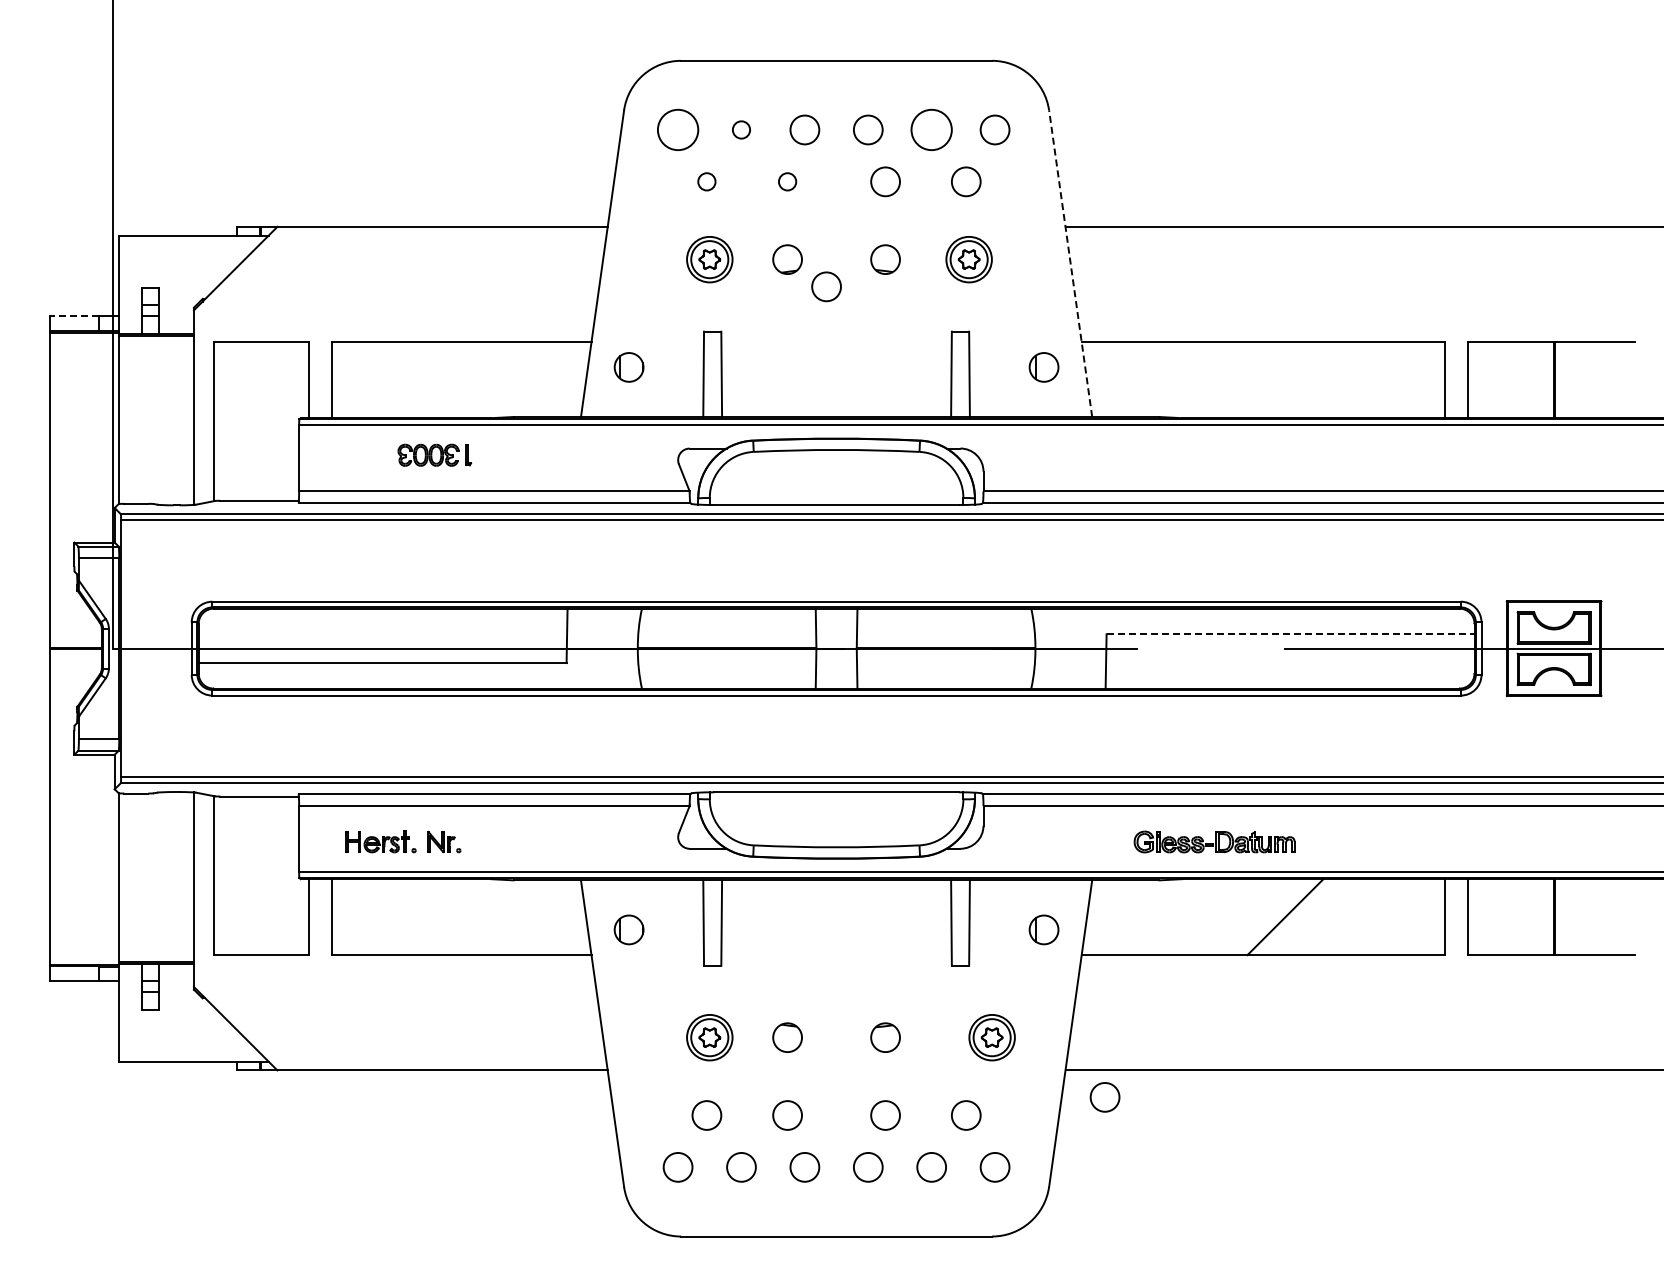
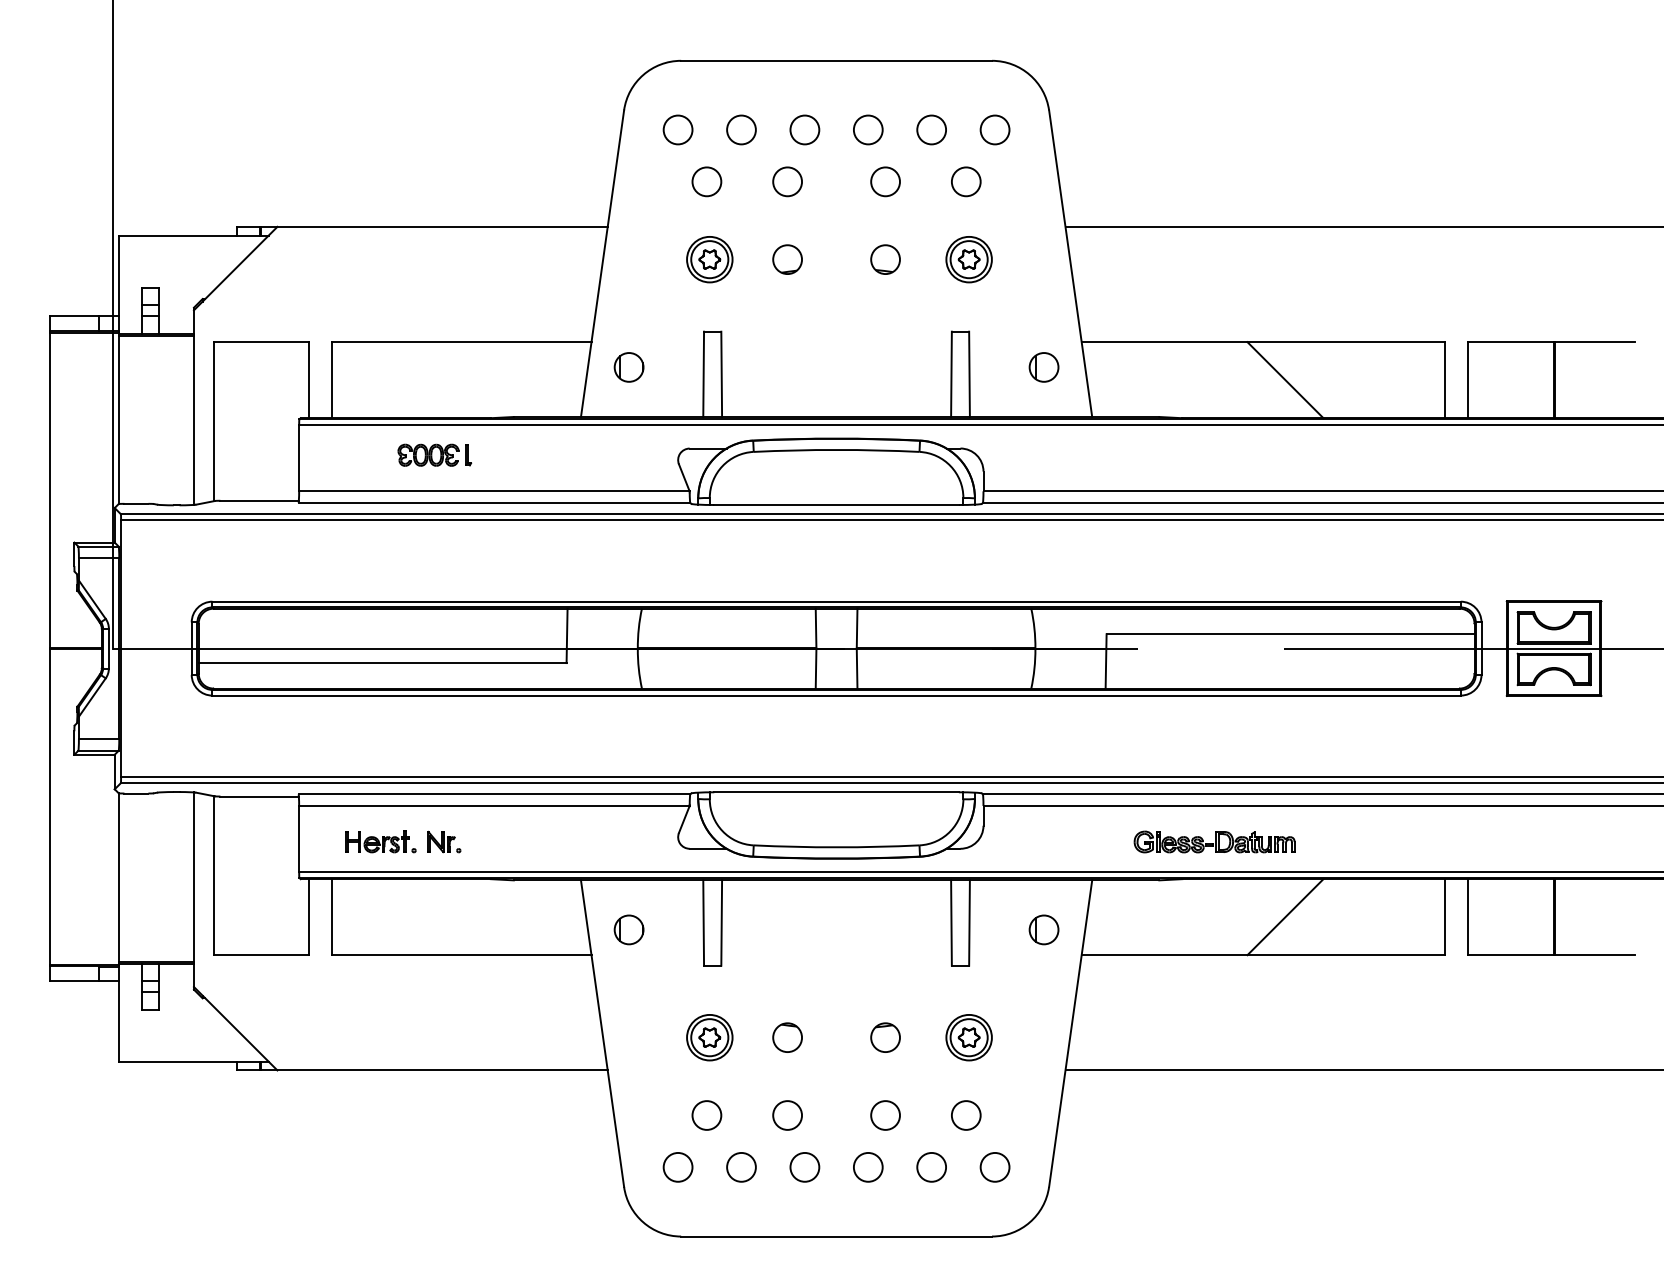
circle diameter: 40 px -> 29 px (677, 129)
circle diameter: 17 px -> 29 px (741, 129)
circle diameter: 40 px -> 29 px (931, 129)
circle diameter: 17 px -> 29 px (706, 181)
circle diameter: 17 px -> 29 px (787, 181)
line: dashed -> solid (1070, 263)
circle: present -> none (826, 286)
line: dashed -> solid (73, 316)
line: none -> present (1285, 380)
line: dashed -> solid (1290, 634)
part position: (991, 1037) -> (968, 1037) (968, 1037)
circle: present -> none (1104, 1097)
